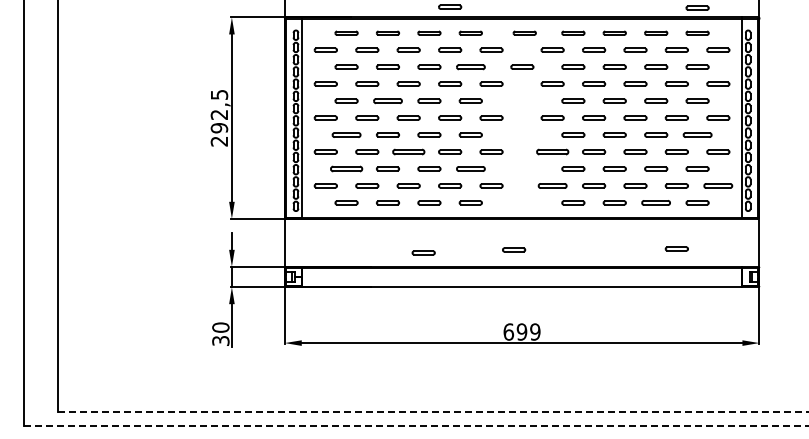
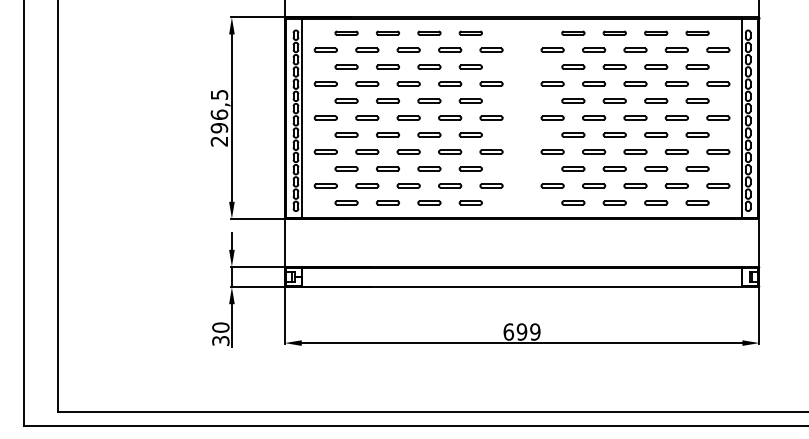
part: present -> none (450, 6)
part: present -> none (697, 7)
part: present -> none (524, 32)
part: present -> none (522, 66)
part size: 30x7 px -> 25x6 px (470, 66)
part size: 30x7 px -> 24x6 px (387, 100)
text: 292,5 -> 296,5 (219, 114)
part size: 31x6 px -> 25x6 px (346, 134)
part size: 31x6 px -> 25x6 px (697, 134)
part size: 34x8 px -> 25x6 px (408, 151)
part size: 34x8 px -> 25x6 px (552, 151)
part size: 34x8 px -> 25x6 px (346, 168)
part size: 30x6 px -> 25x6 px (470, 168)
part size: 31x6 px -> 25x6 px (552, 185)
part size: 31x6 px -> 25x6 px (718, 185)
part size: 30x6 px -> 25x6 px (656, 202)
part: present -> none (676, 248)
part: present -> none (514, 249)
part: present -> none (423, 252)
line: dashed -> solid (434, 412)
line: dashed -> solid (416, 425)
